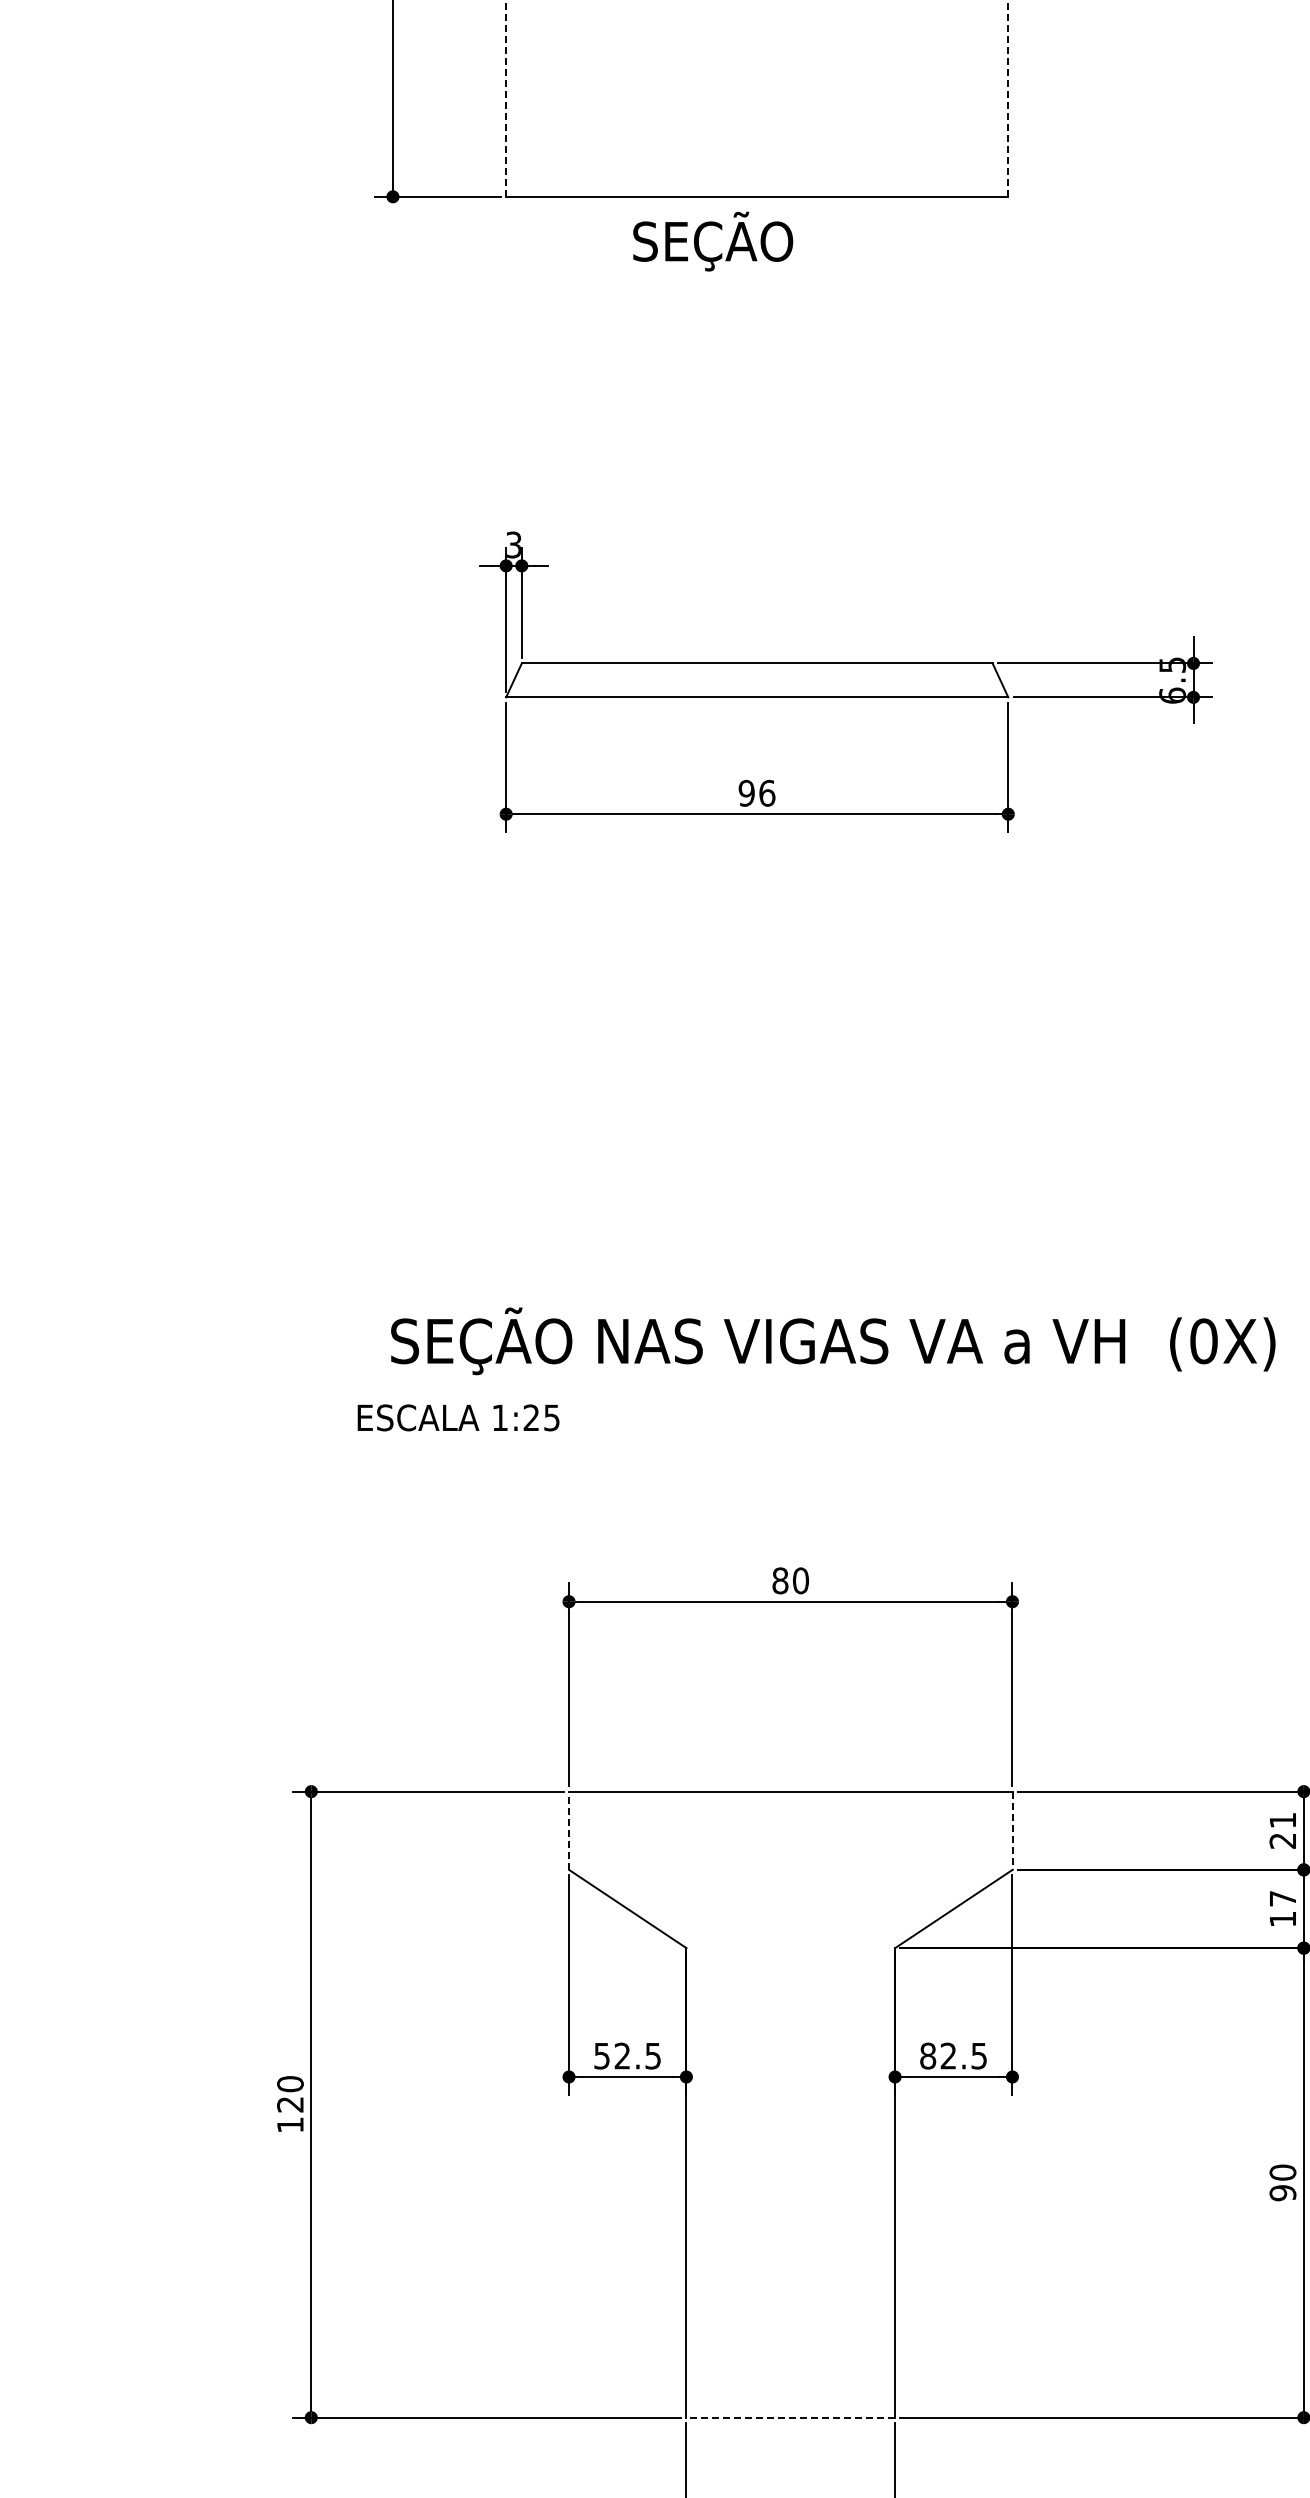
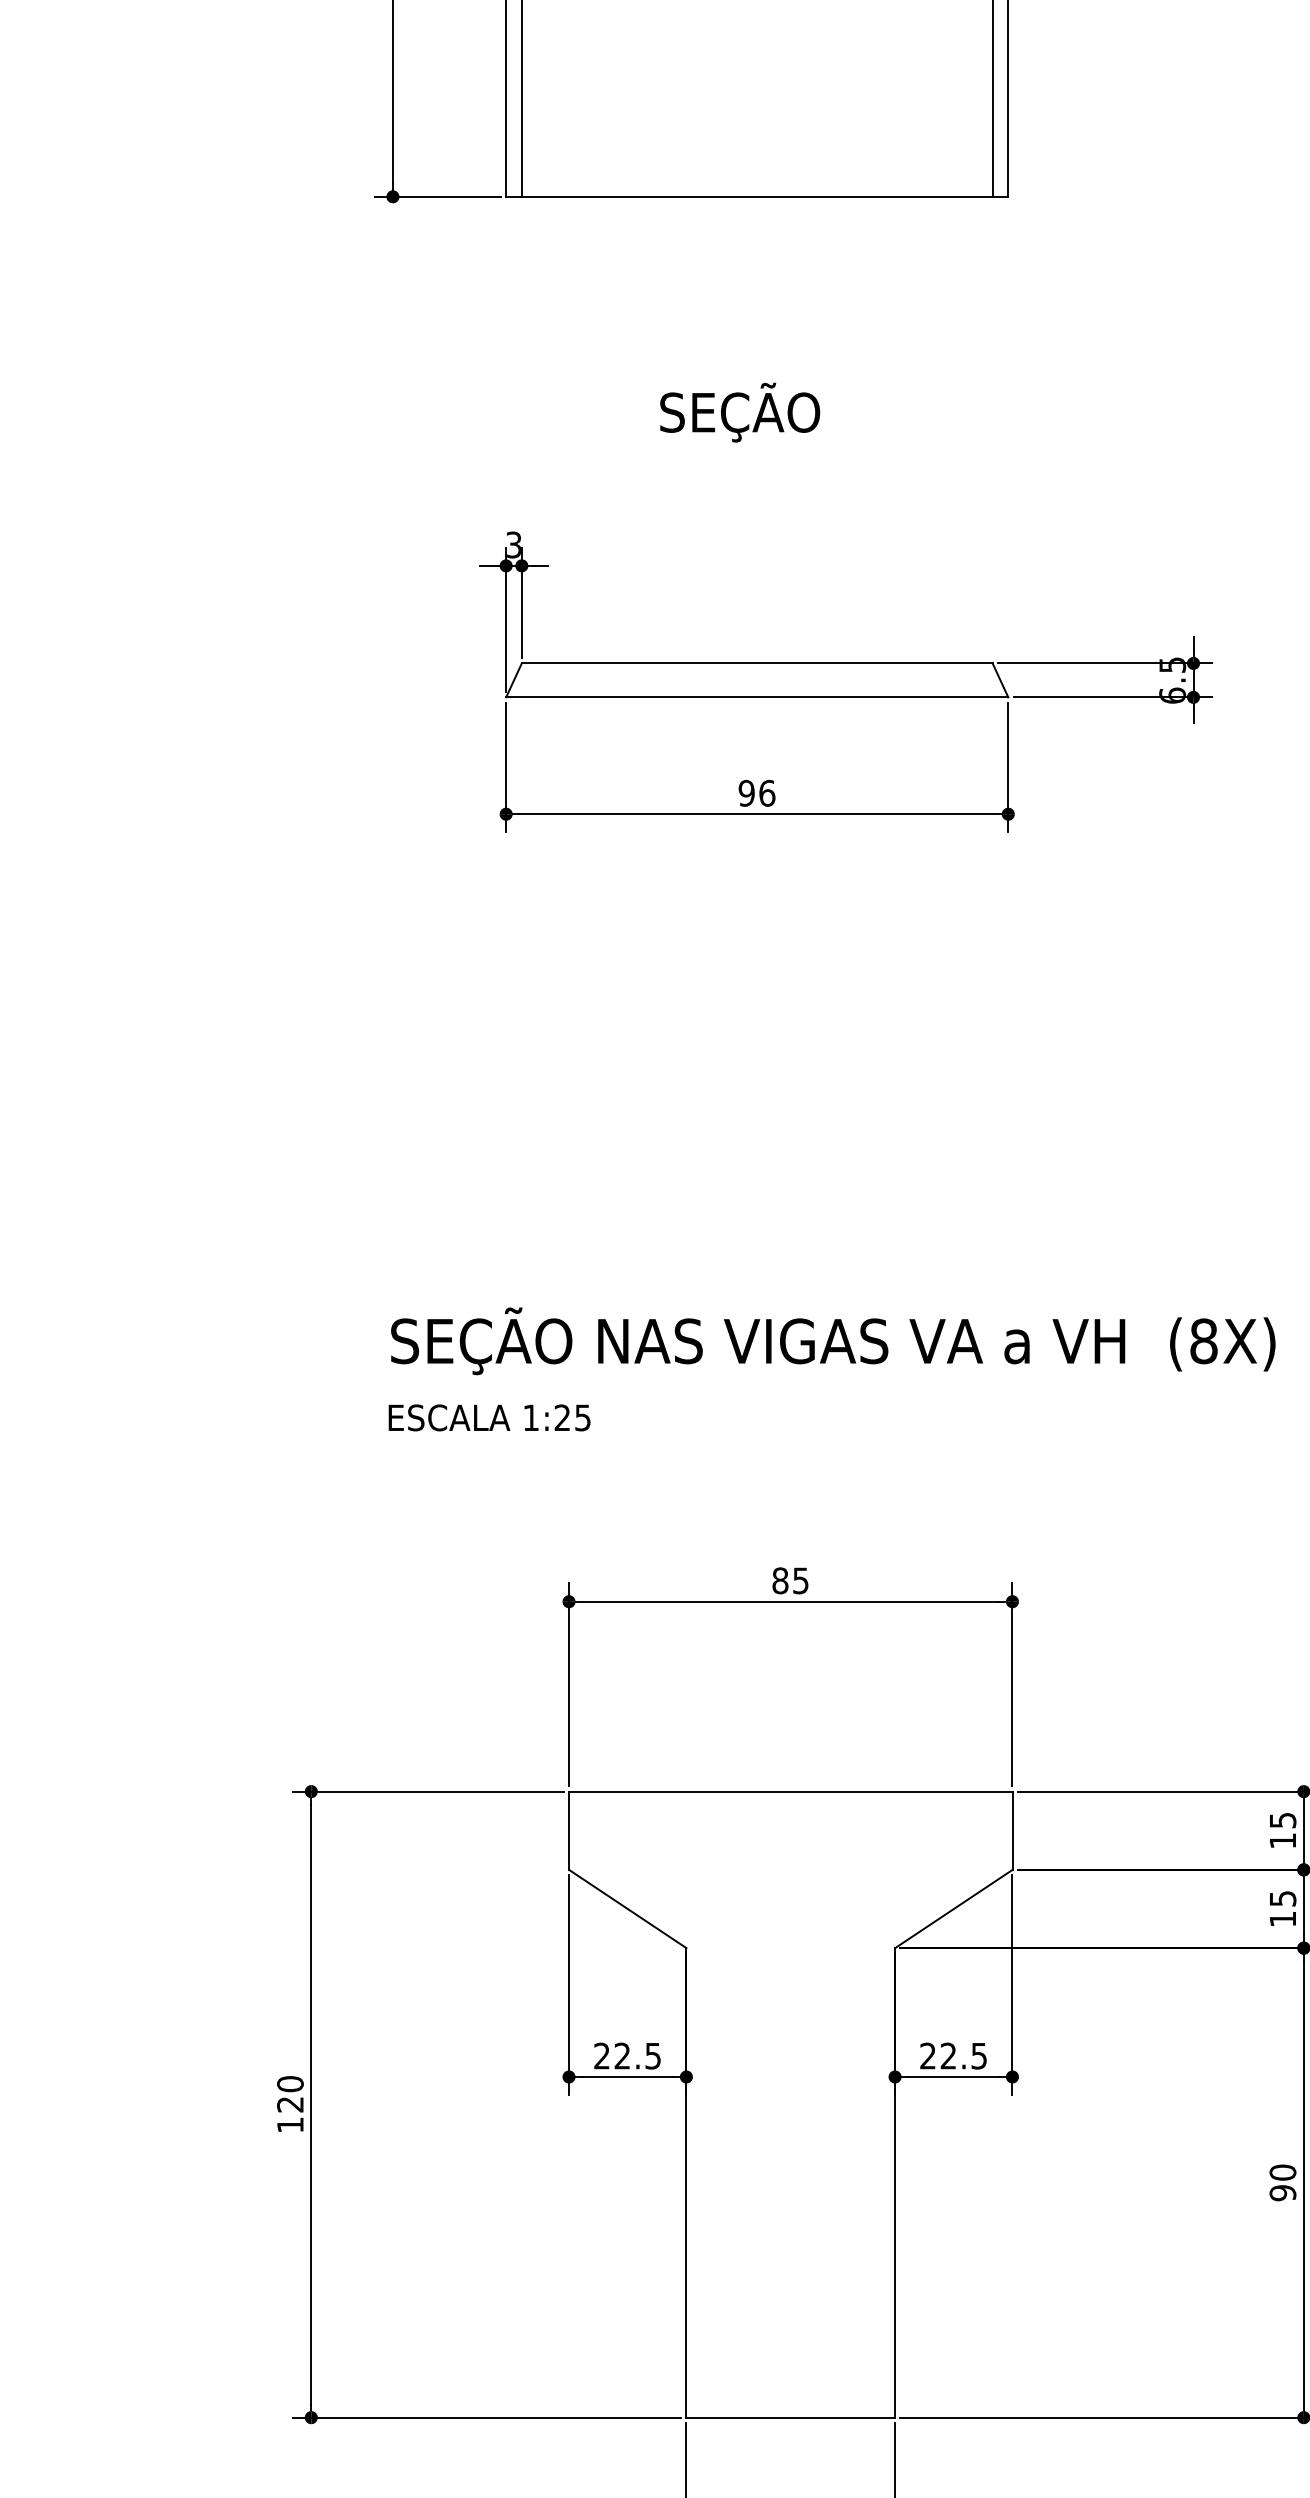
line: dashed -> solid (506, 98)
line: dashed -> solid (1008, 98)
line: none -> present (521, 99)
line: none -> present (992, 99)
text position: (713, 241) -> (740, 412) (740, 412)
text: (0X) -> (8X) (1203, 1341)
text position: (458, 1417) -> (489, 1417) (489, 1417)
text: 80 -> 85 (800, 1580)
line: dashed -> solid (569, 1830)
text: 21 -> 15 (1282, 1830)
line: dashed -> solid (1012, 1831)
text: 17 -> 15 (1283, 1898)
text: 52.5 -> 22.5 (601, 2055)
text: 82.5 -> 22.5 (928, 2055)
line: dashed -> solid (790, 2417)
